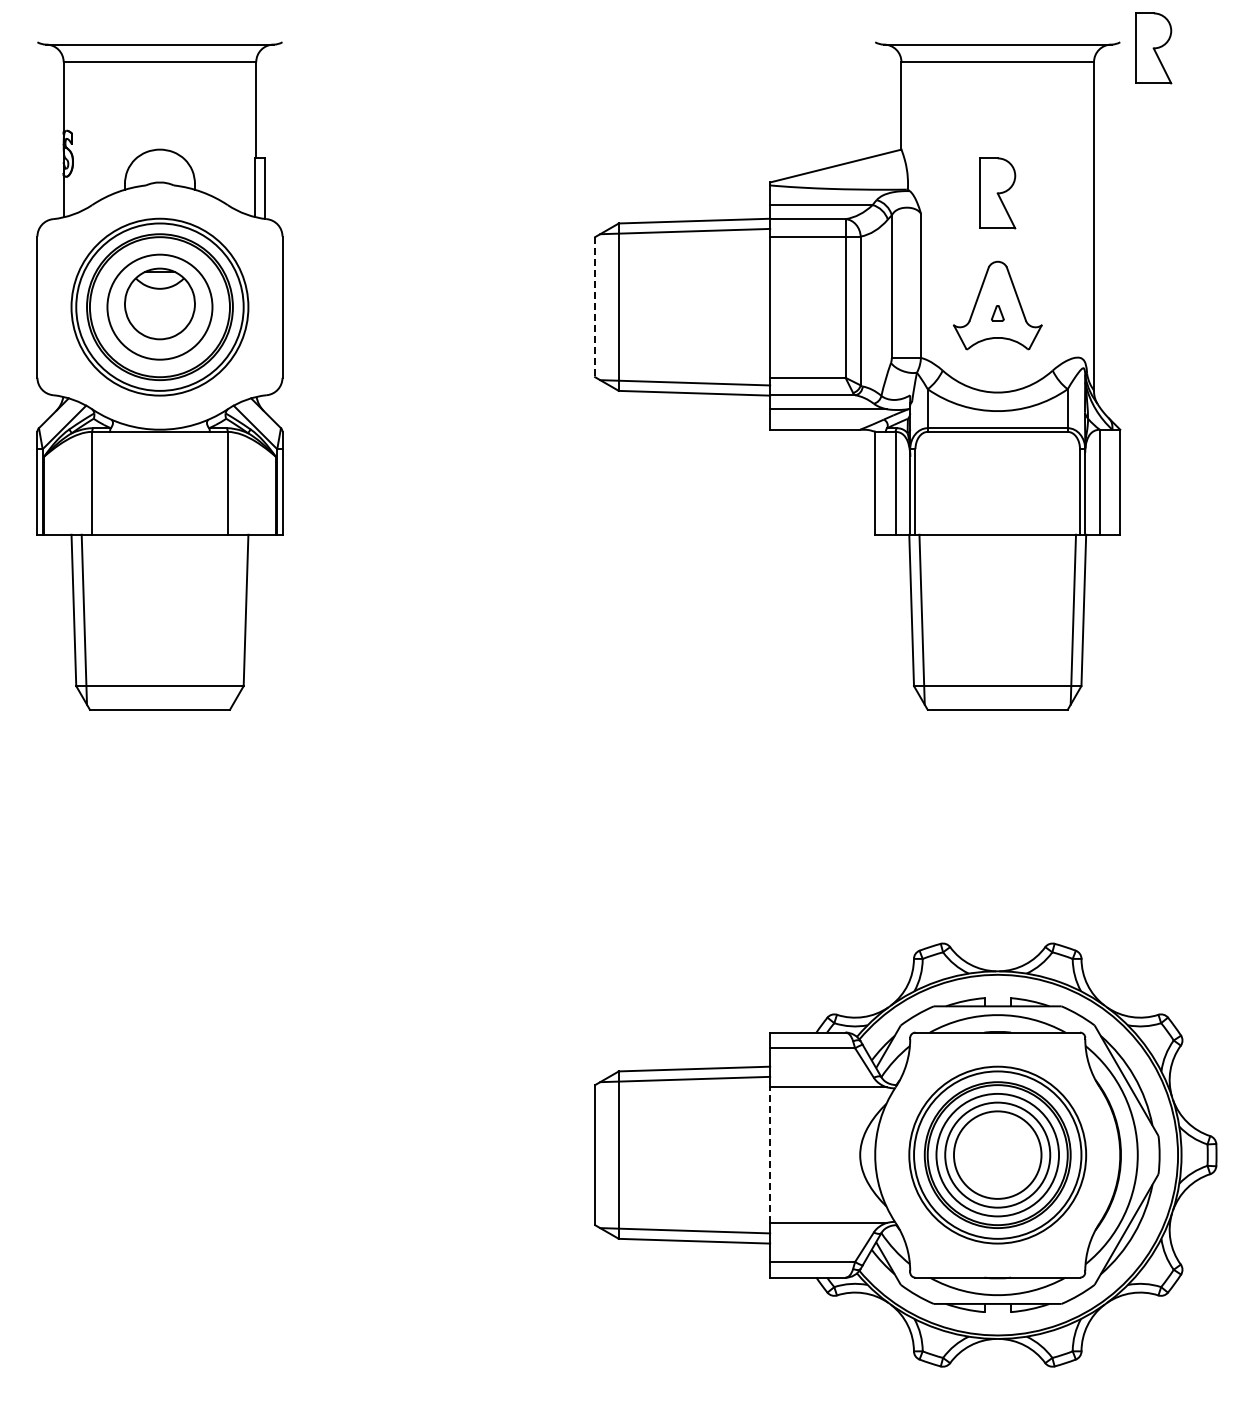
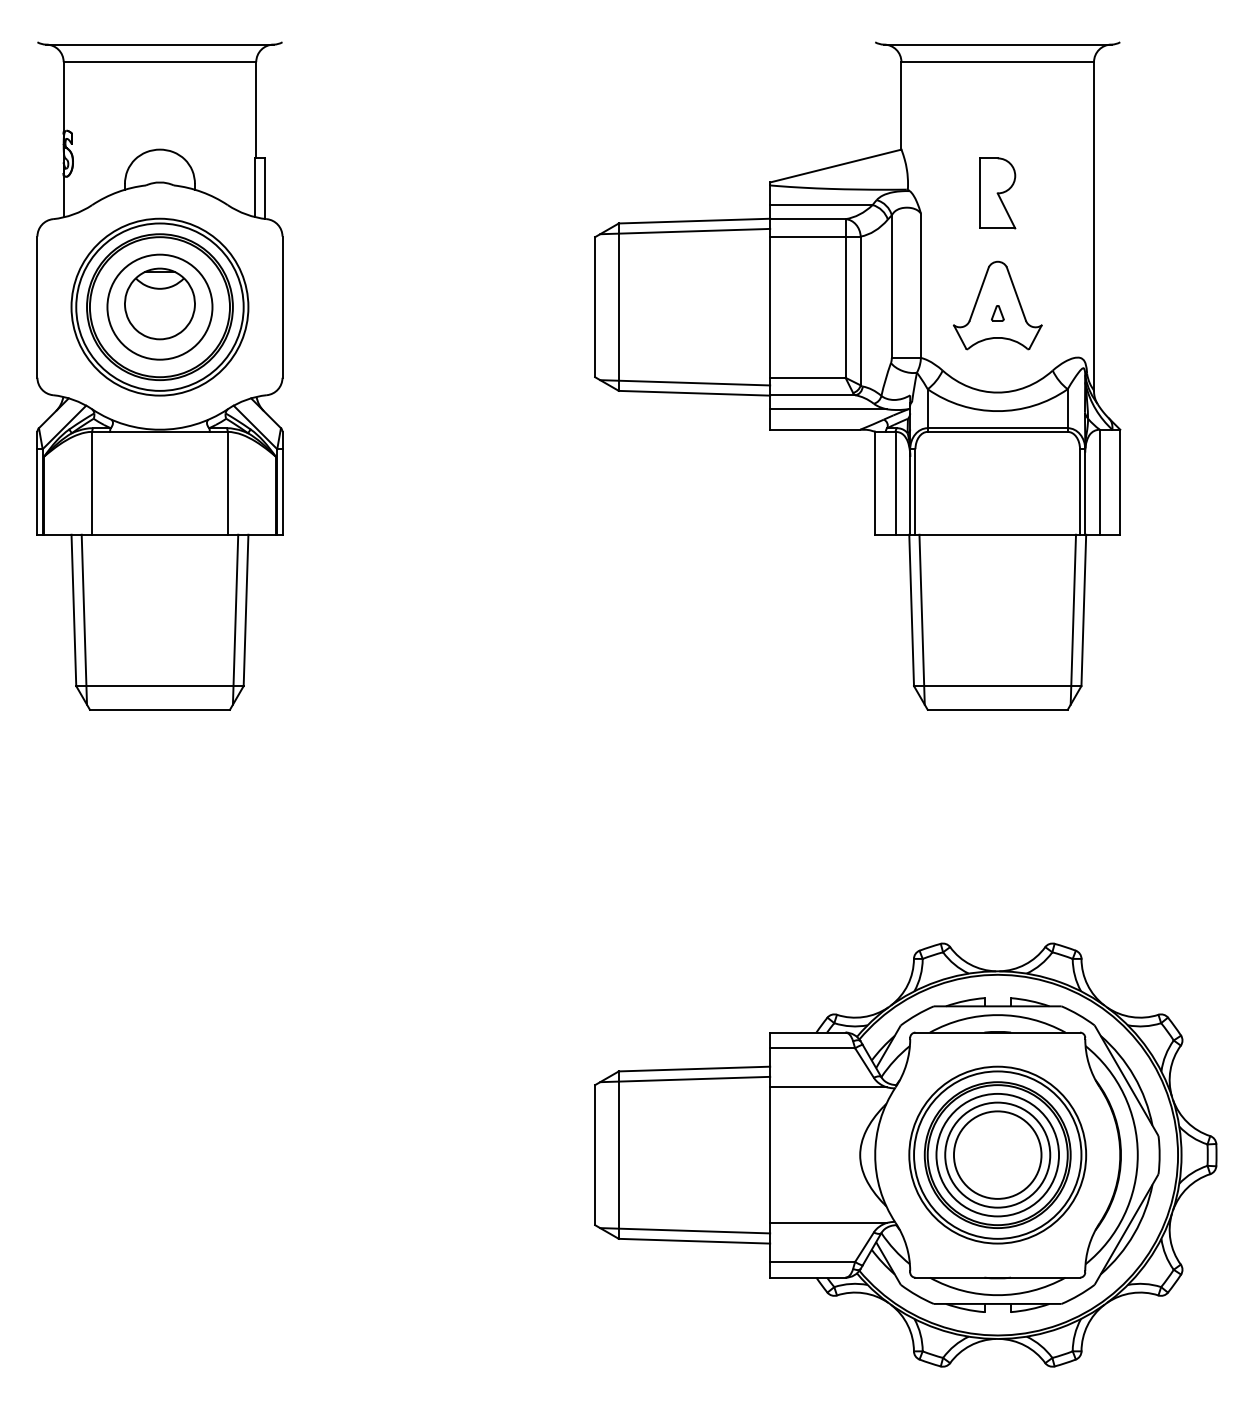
part: present -> none (1153, 48)
line: dashed -> solid (595, 307)
line: none -> present (235, 619)
line: dashed -> solid (770, 1155)
